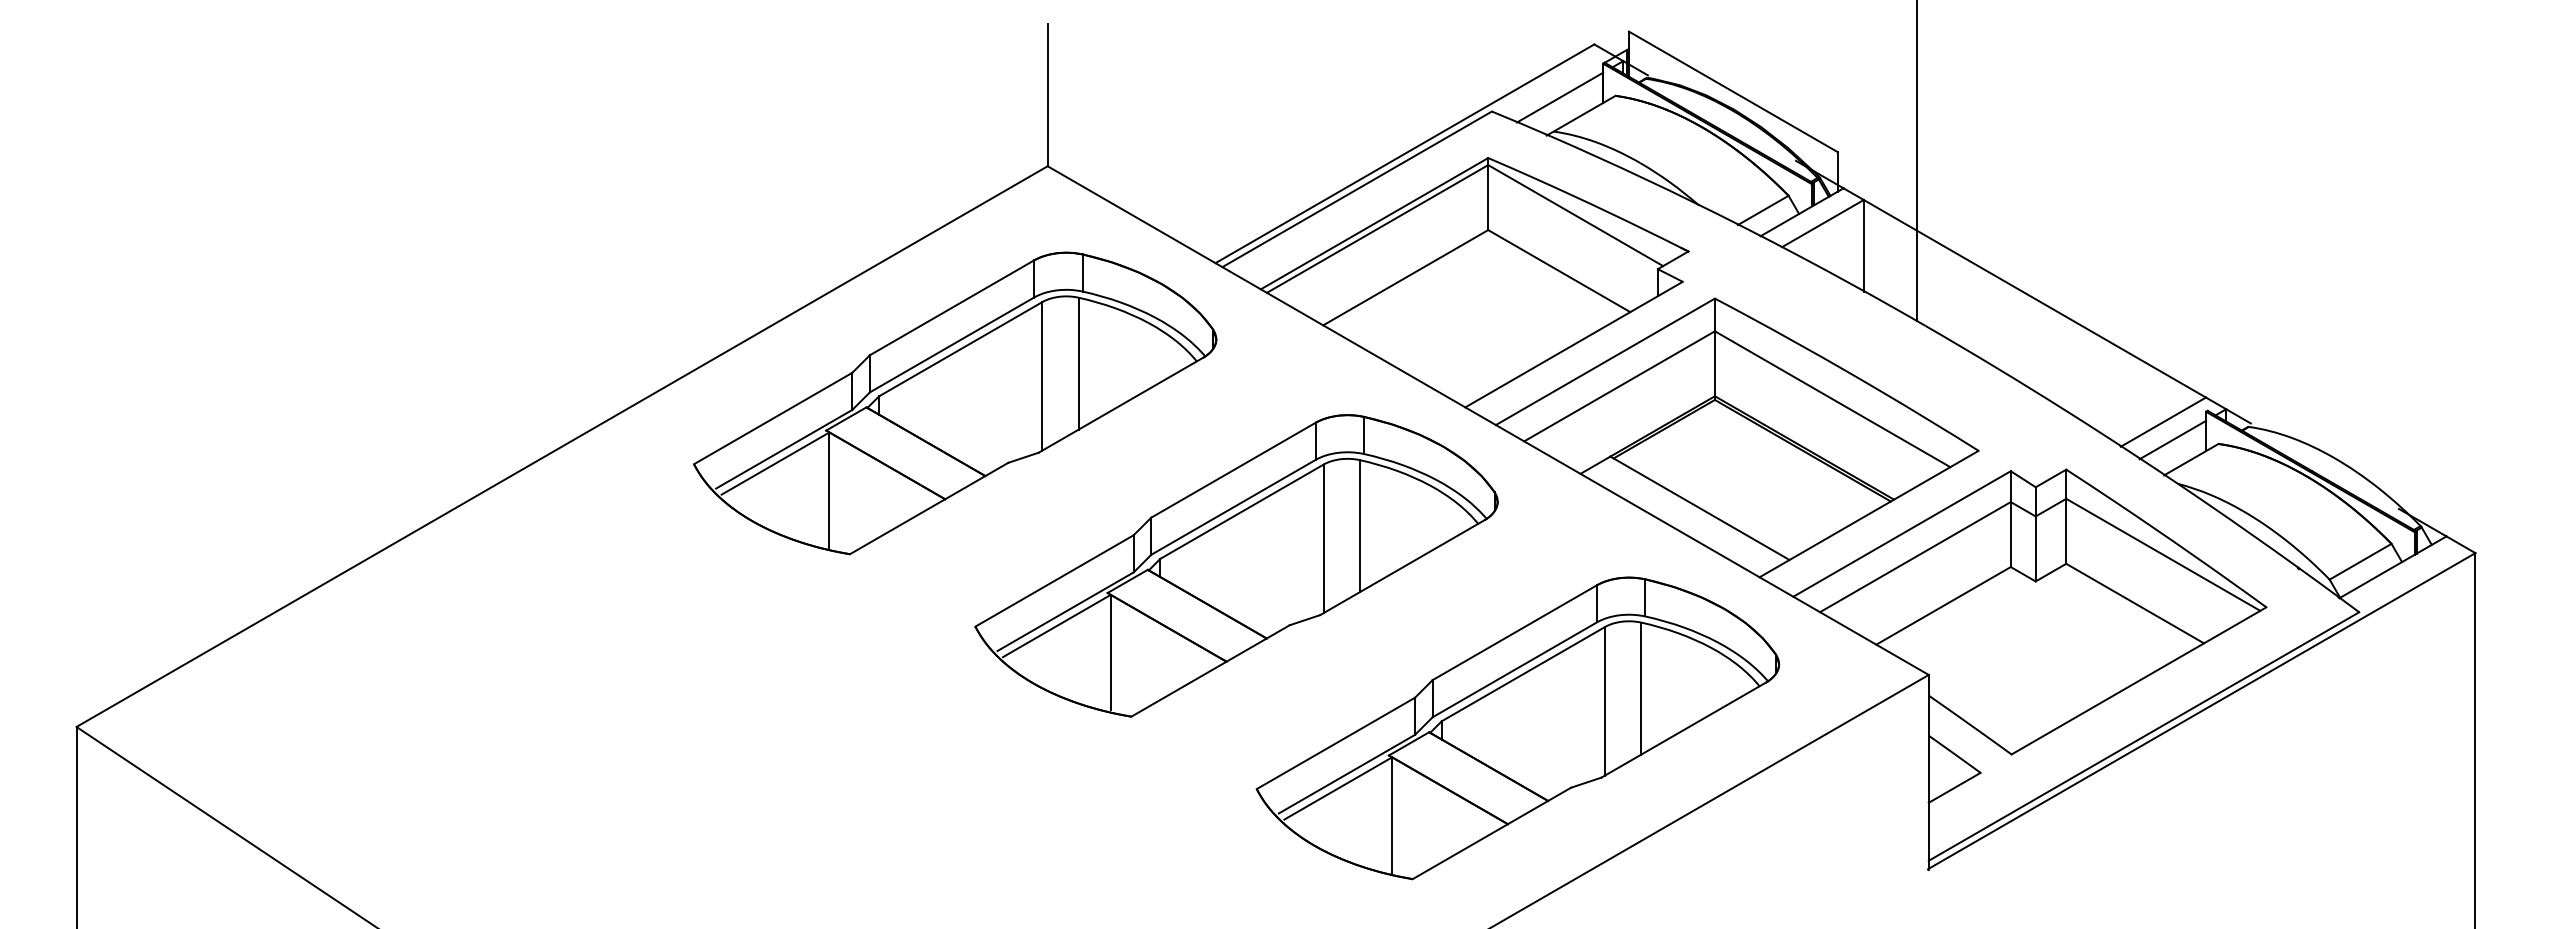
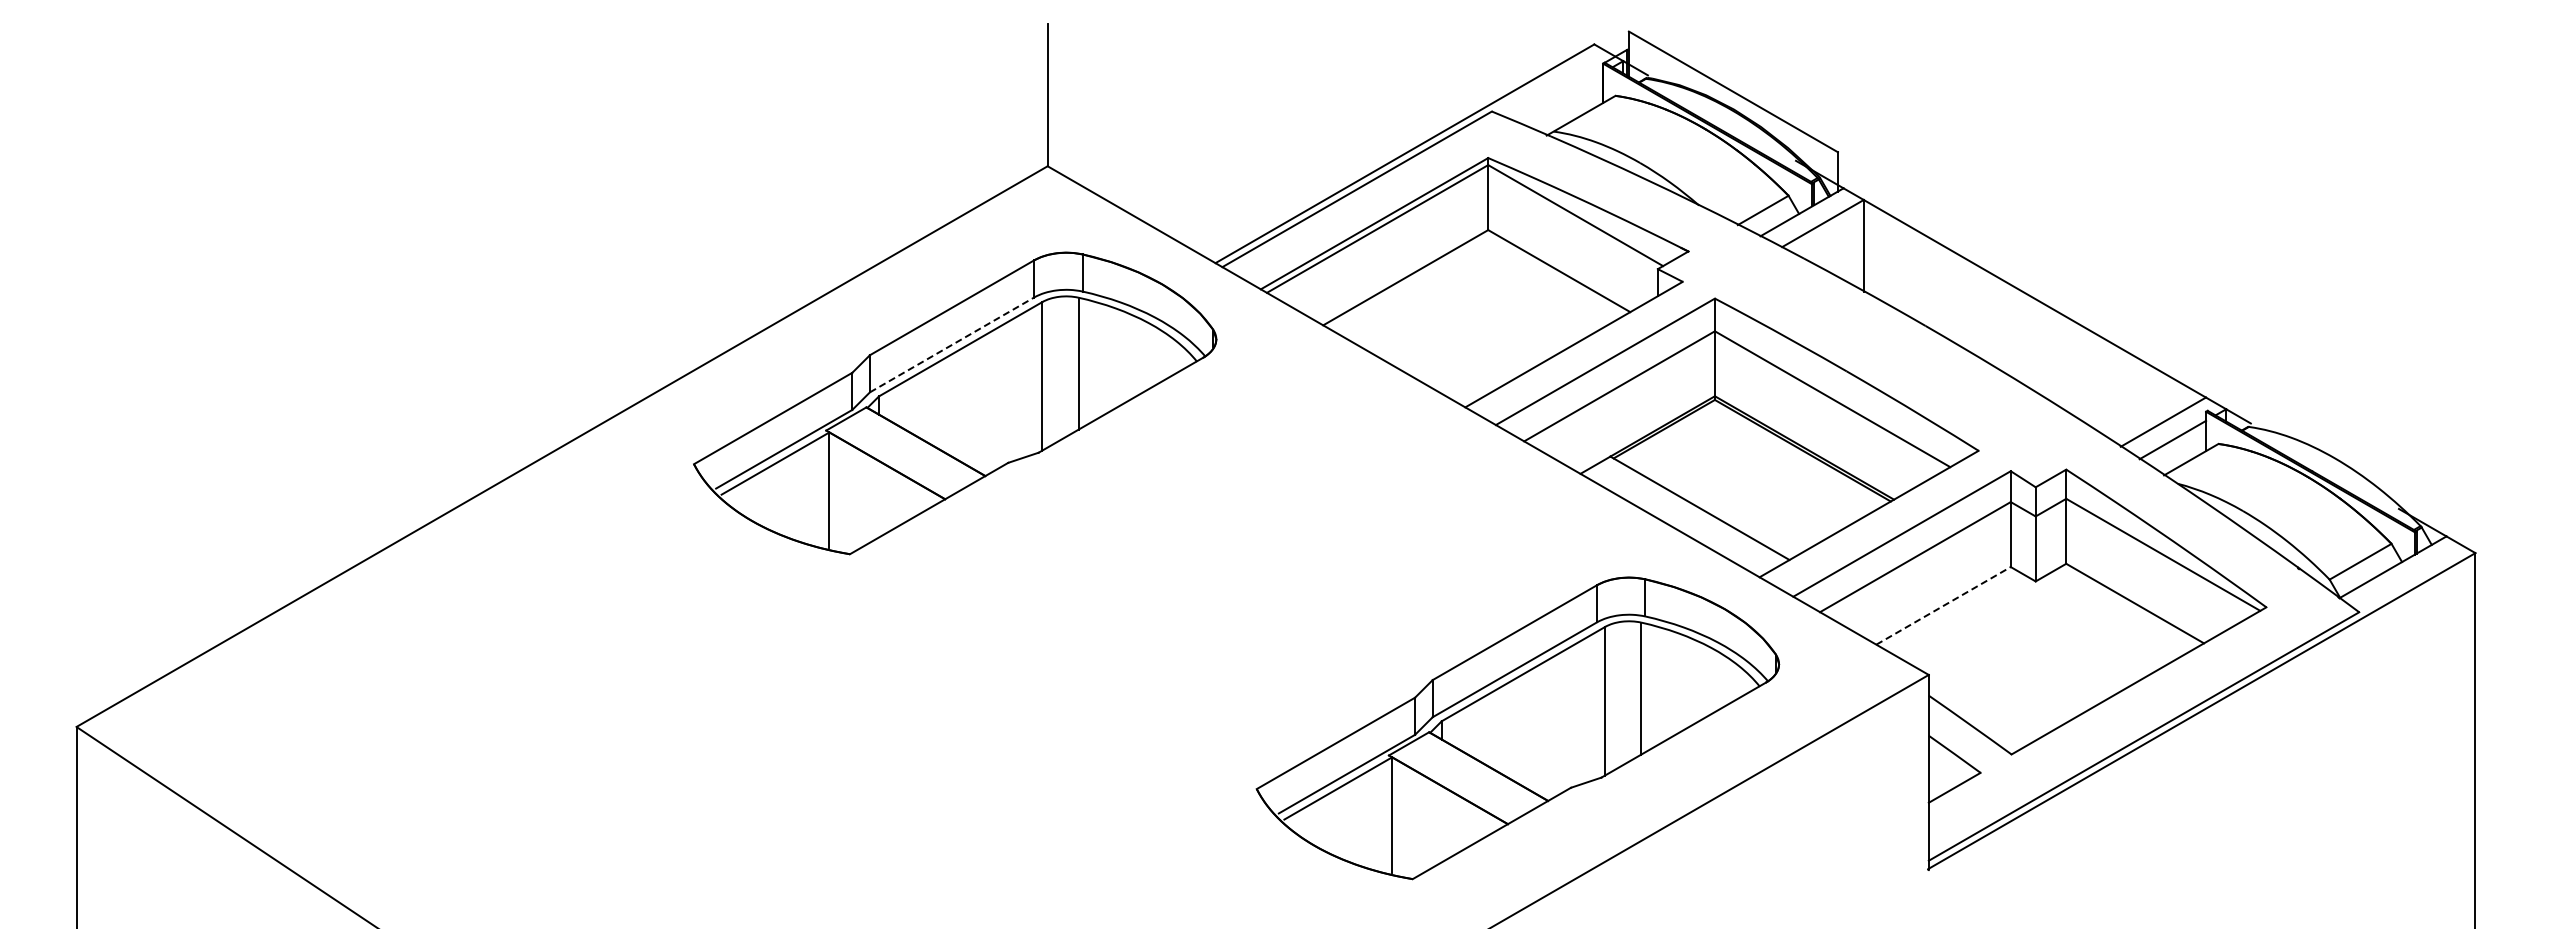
line: present -> none (1559, 97)
line: present -> none (1917, 161)
line: solid -> dashed (952, 344)
part: present -> none (1236, 565)
line: solid -> dashed (1943, 605)
